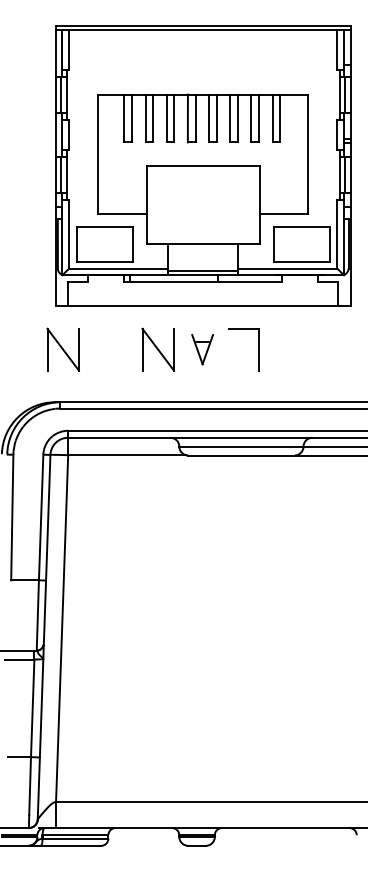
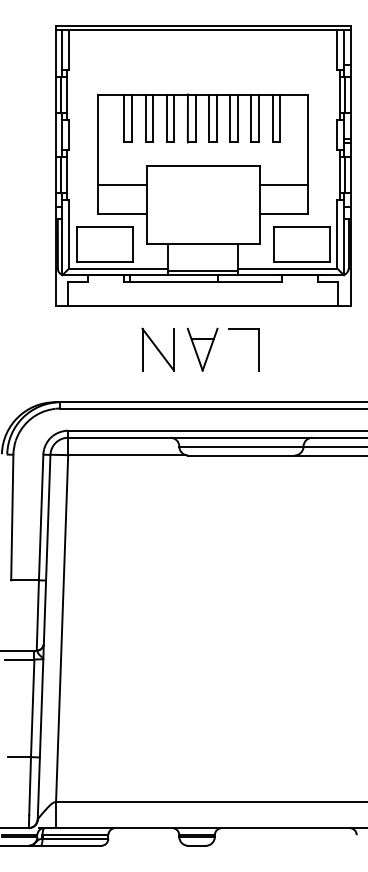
line: none -> present (122, 184)
line: none -> present (283, 184)
part: present -> none (62, 349)
part size: 23x32 px -> 33x45 px (202, 349)
